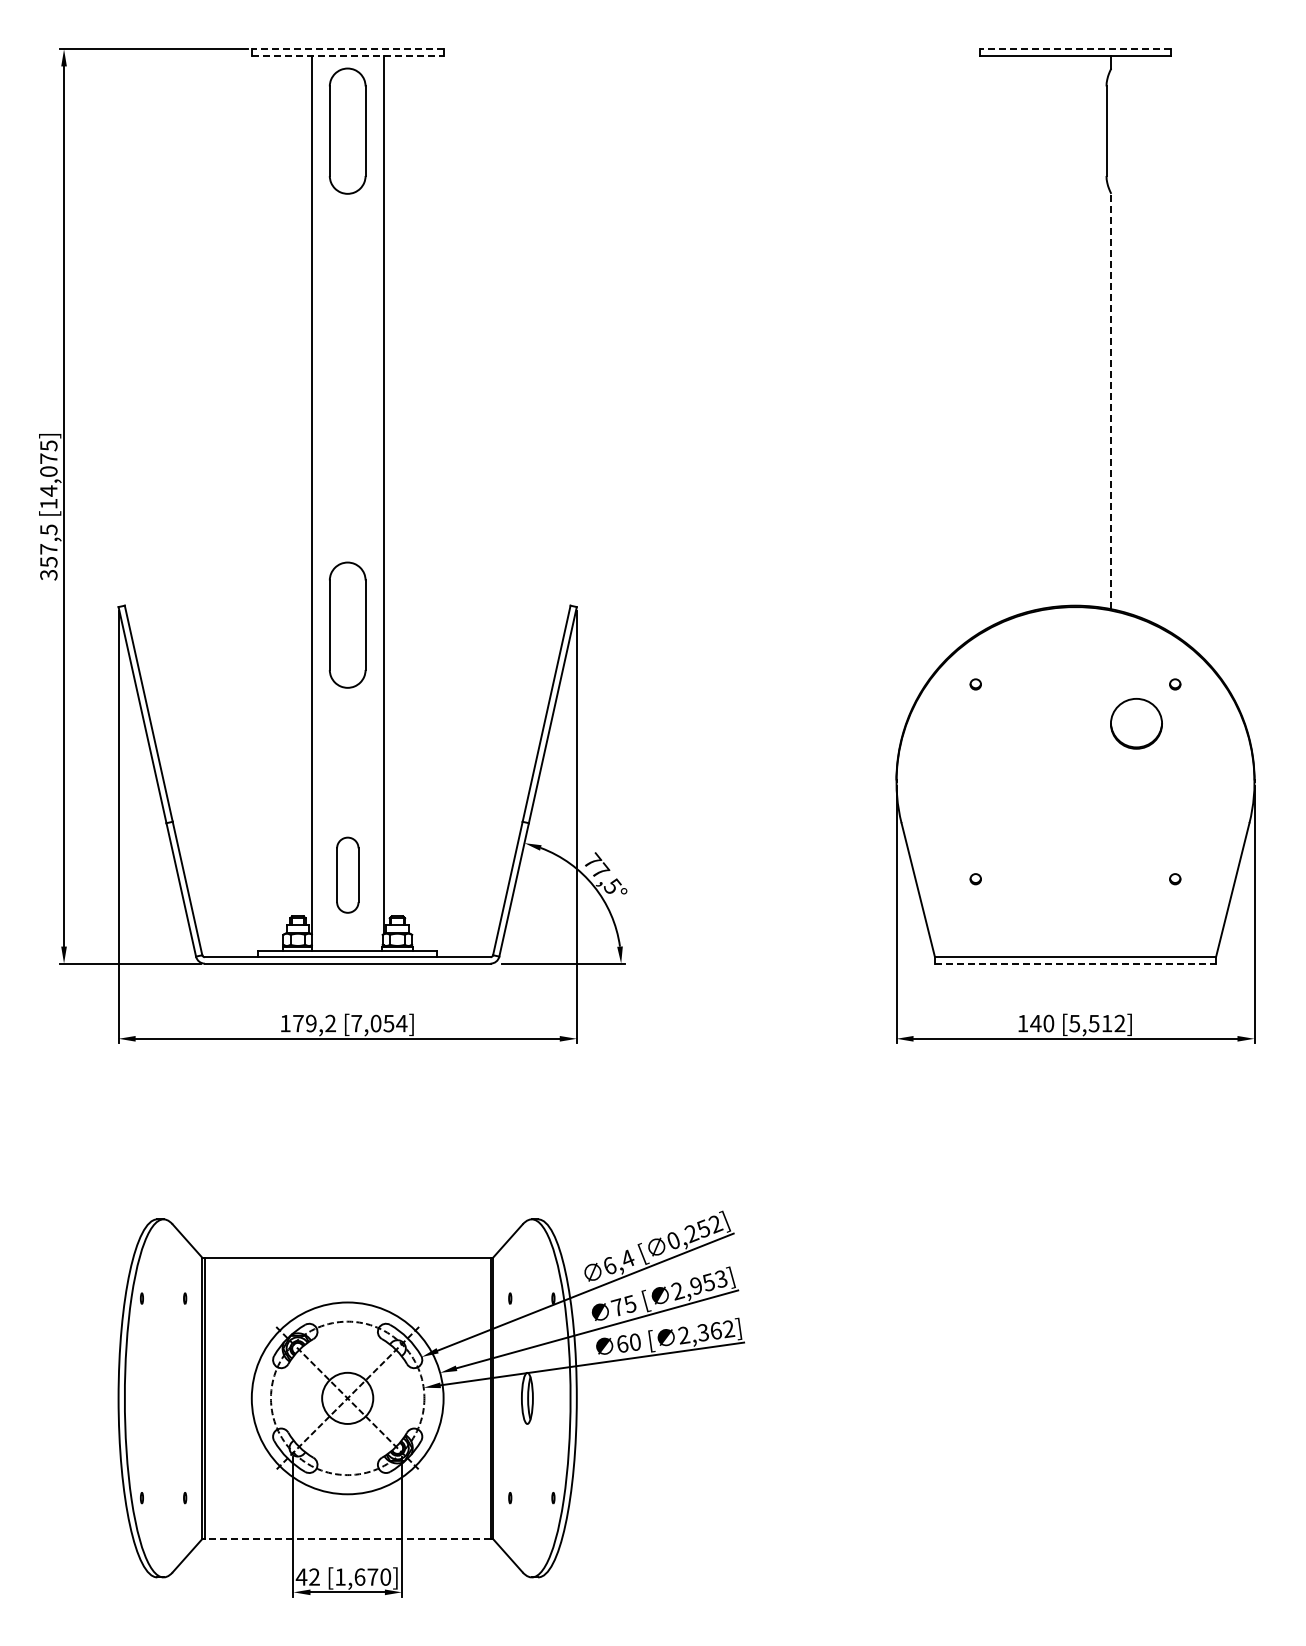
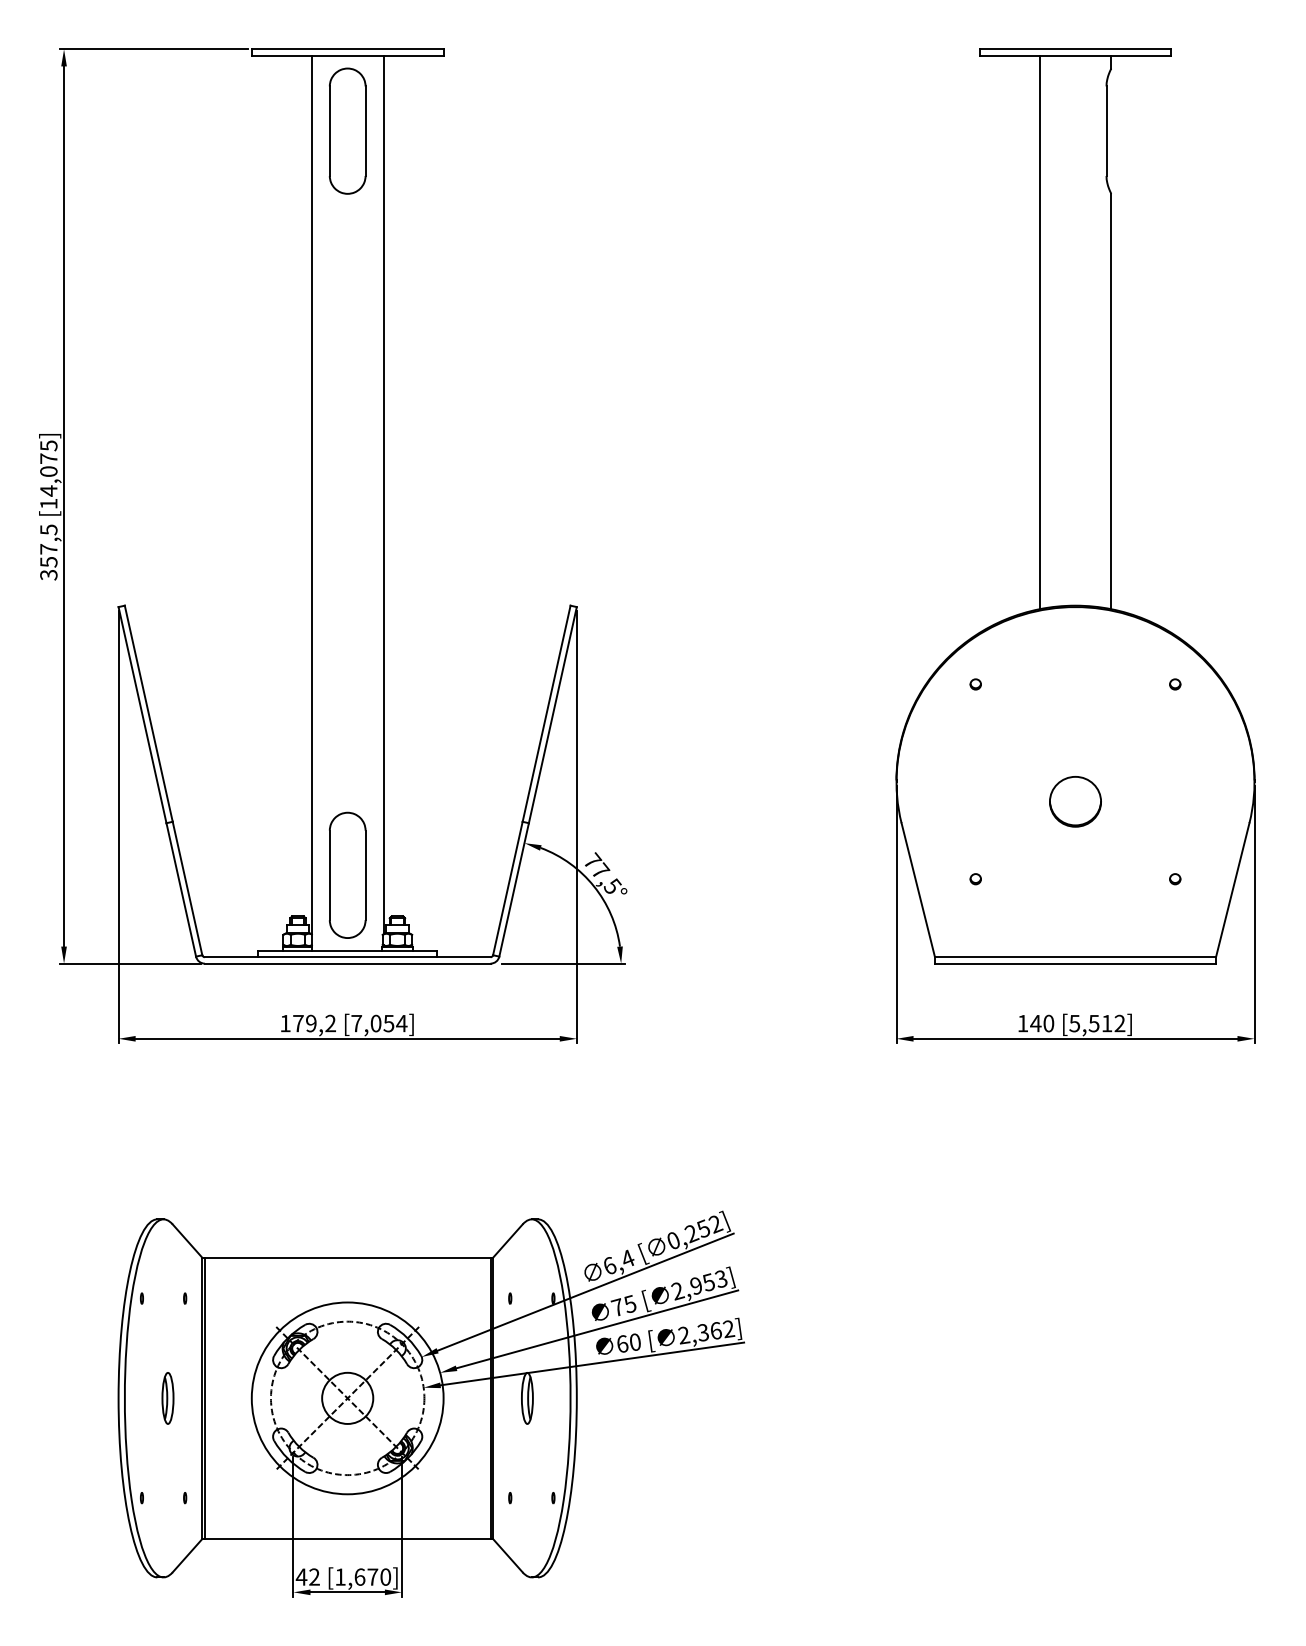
line: dashed -> solid (347, 49)
line: dashed -> solid (1075, 49)
line: dashed -> solid (347, 55)
line: none -> present (1039, 332)
line: dashed -> solid (1111, 401)
part: present -> none (347, 624)
part position: (1136, 723) -> (1075, 801) (1075, 801)
part size: 24x78 px -> 38x128 px (347, 874)
line: dashed -> solid (1075, 963)
part: none -> present (167, 1398)
line: dashed -> solid (347, 1539)
